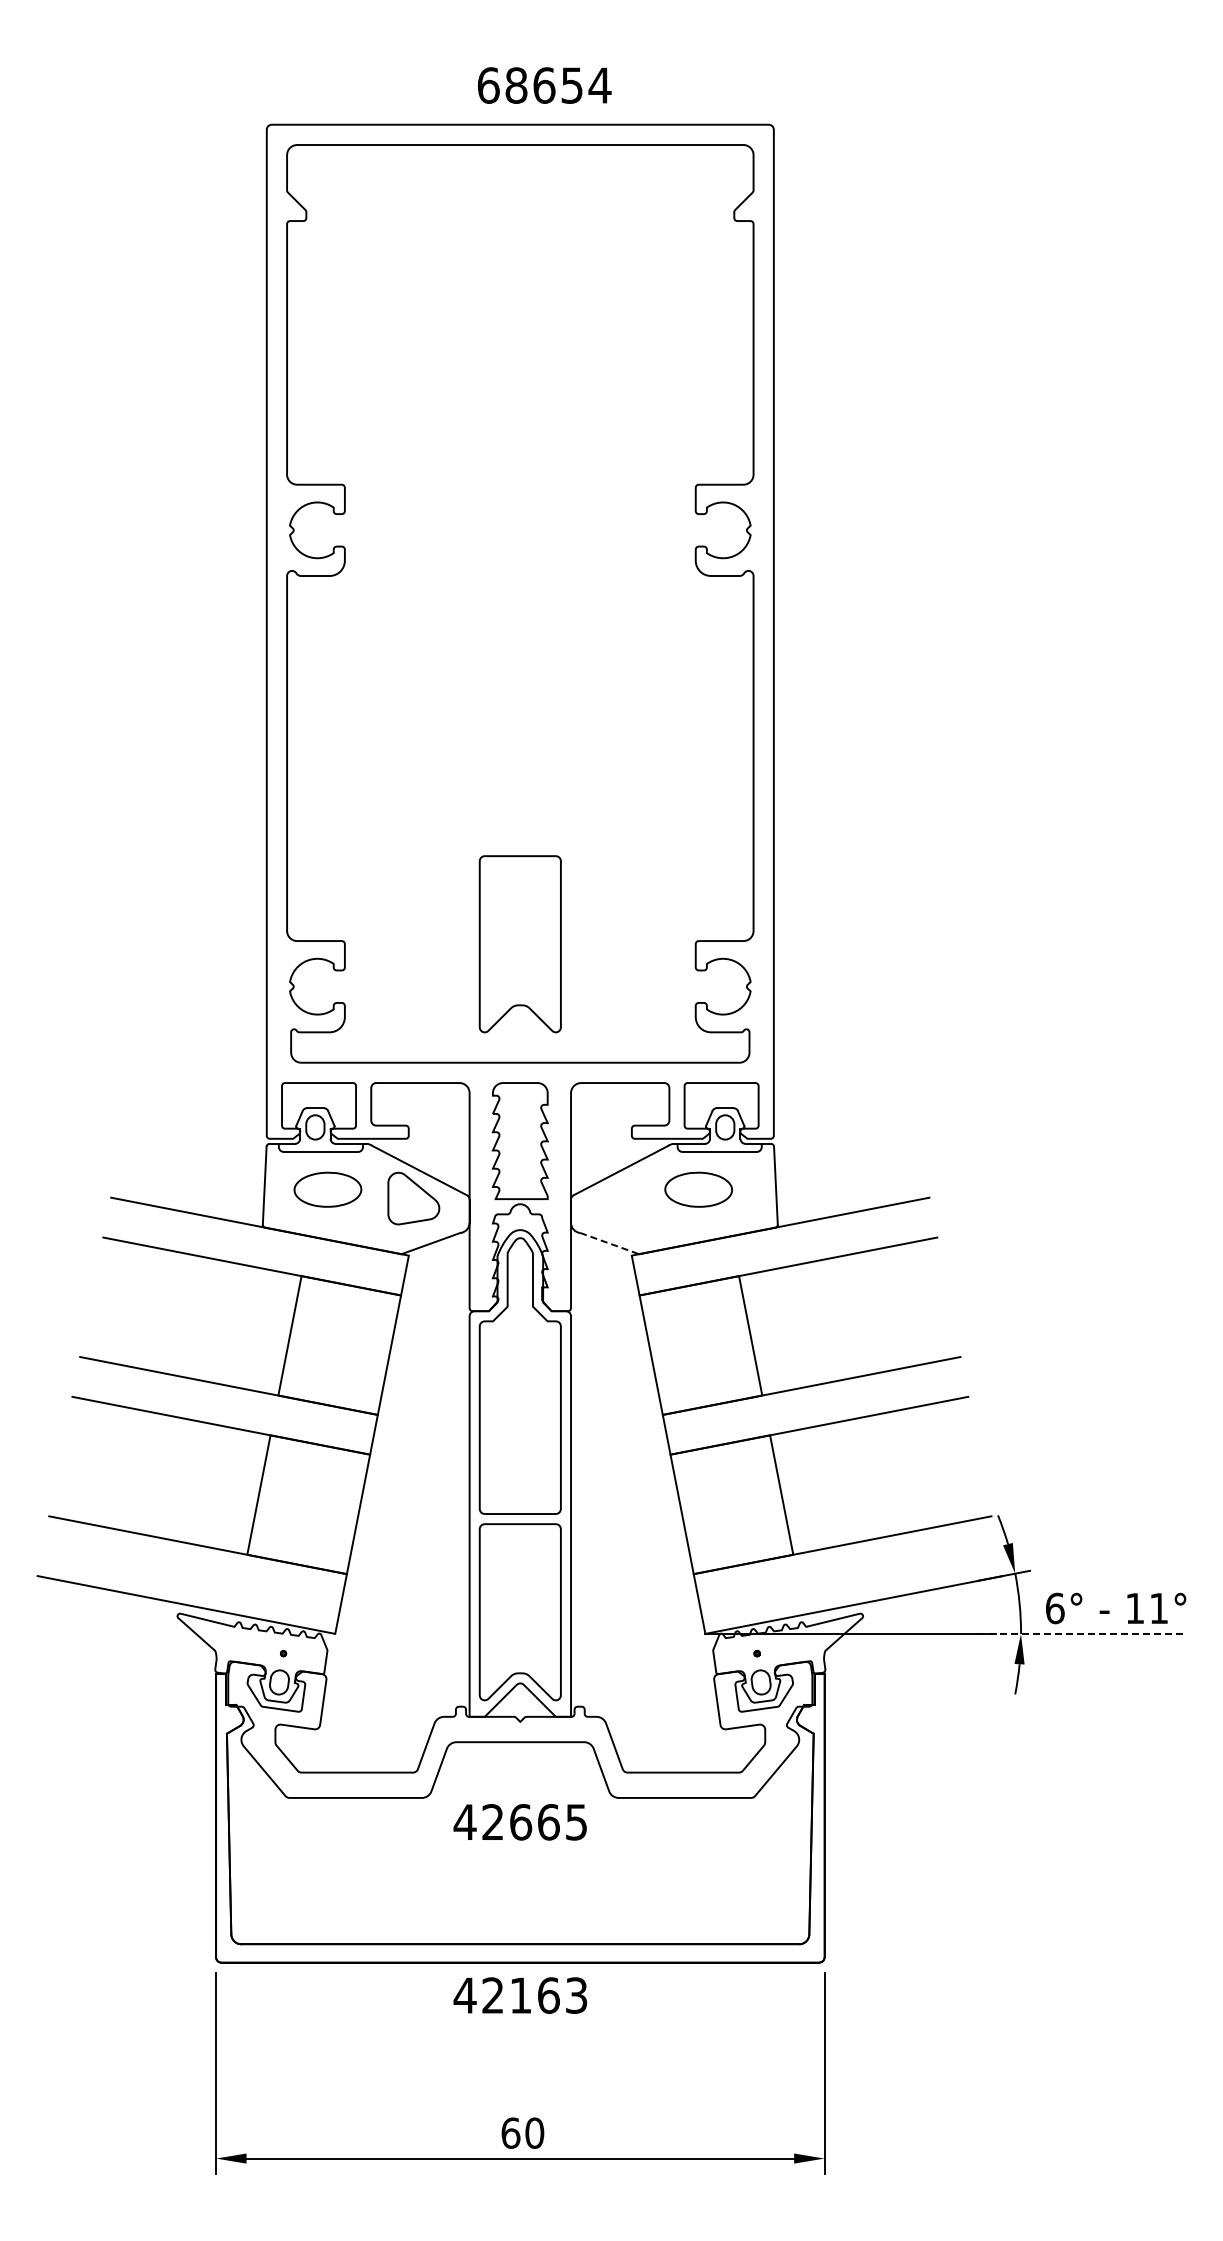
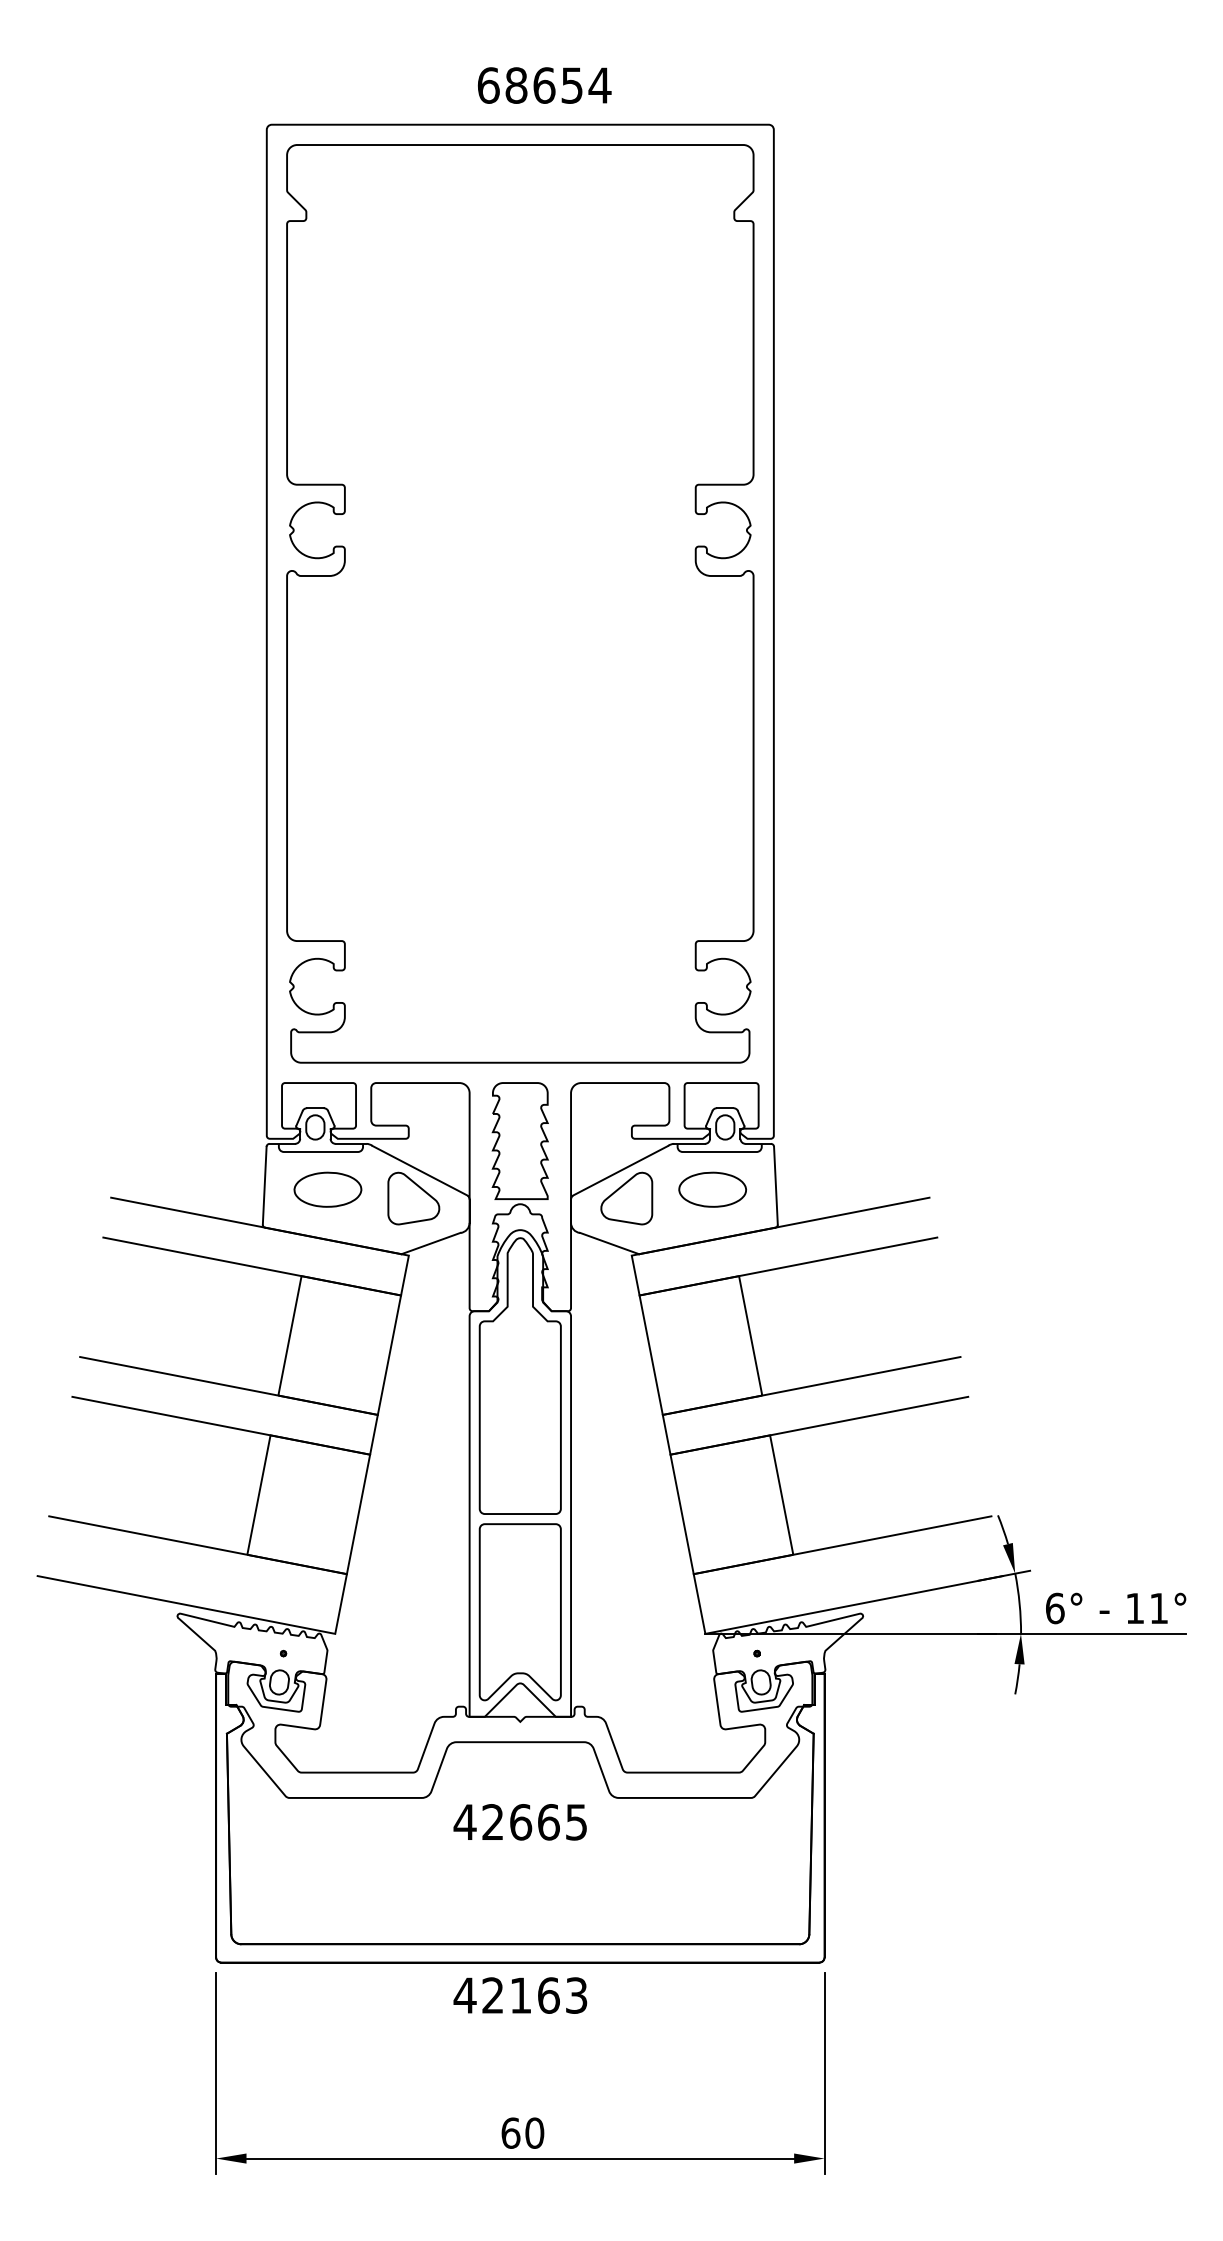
part: present -> none (519, 944)
part position: (698, 1189) -> (712, 1189) (712, 1189)
part: none -> present (626, 1198)
line: dashed -> solid (610, 1243)
line: dashed -> solid (1082, 1633)
